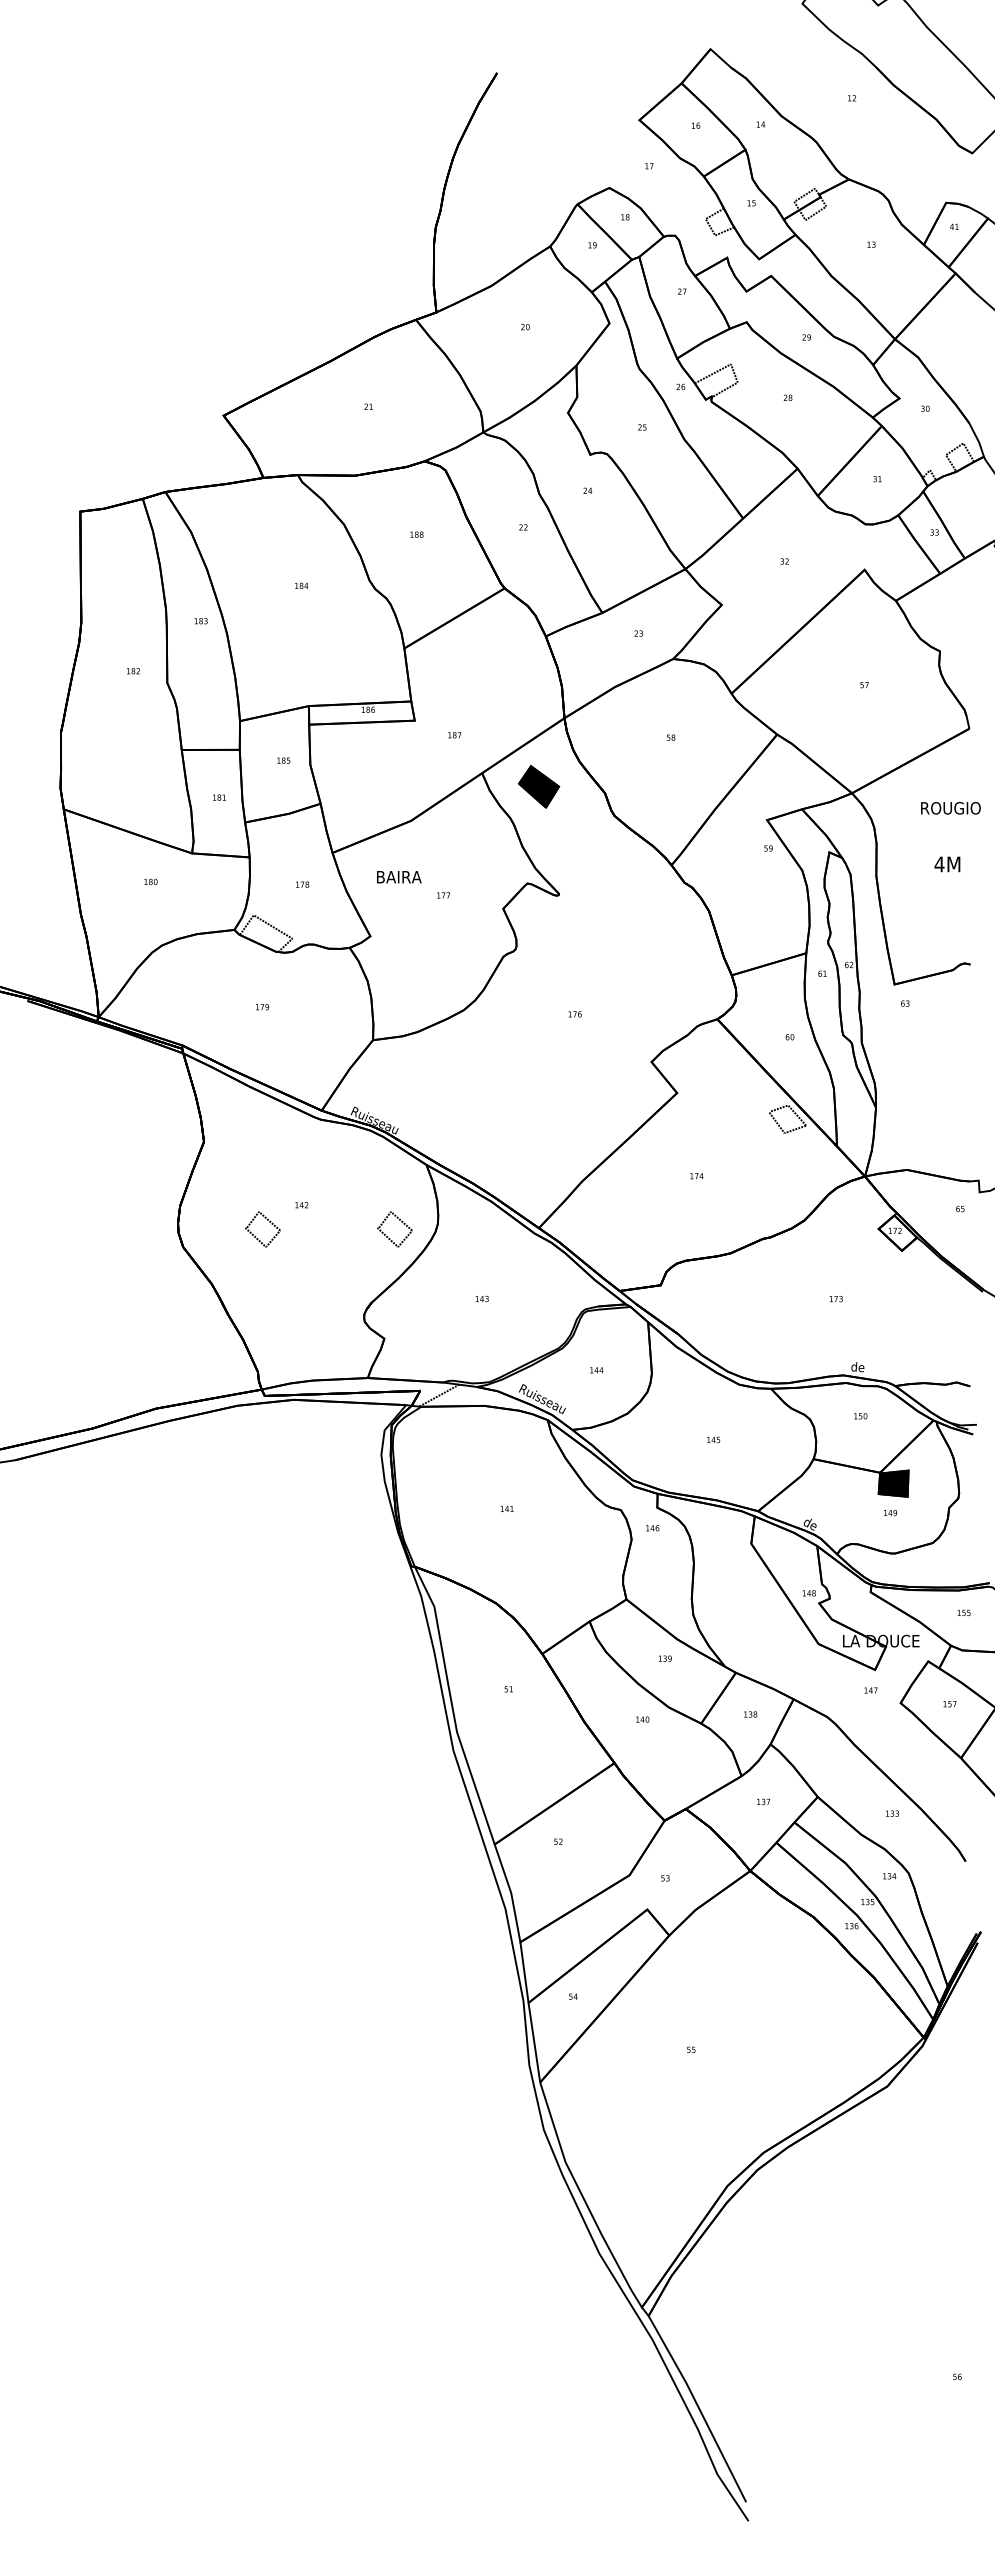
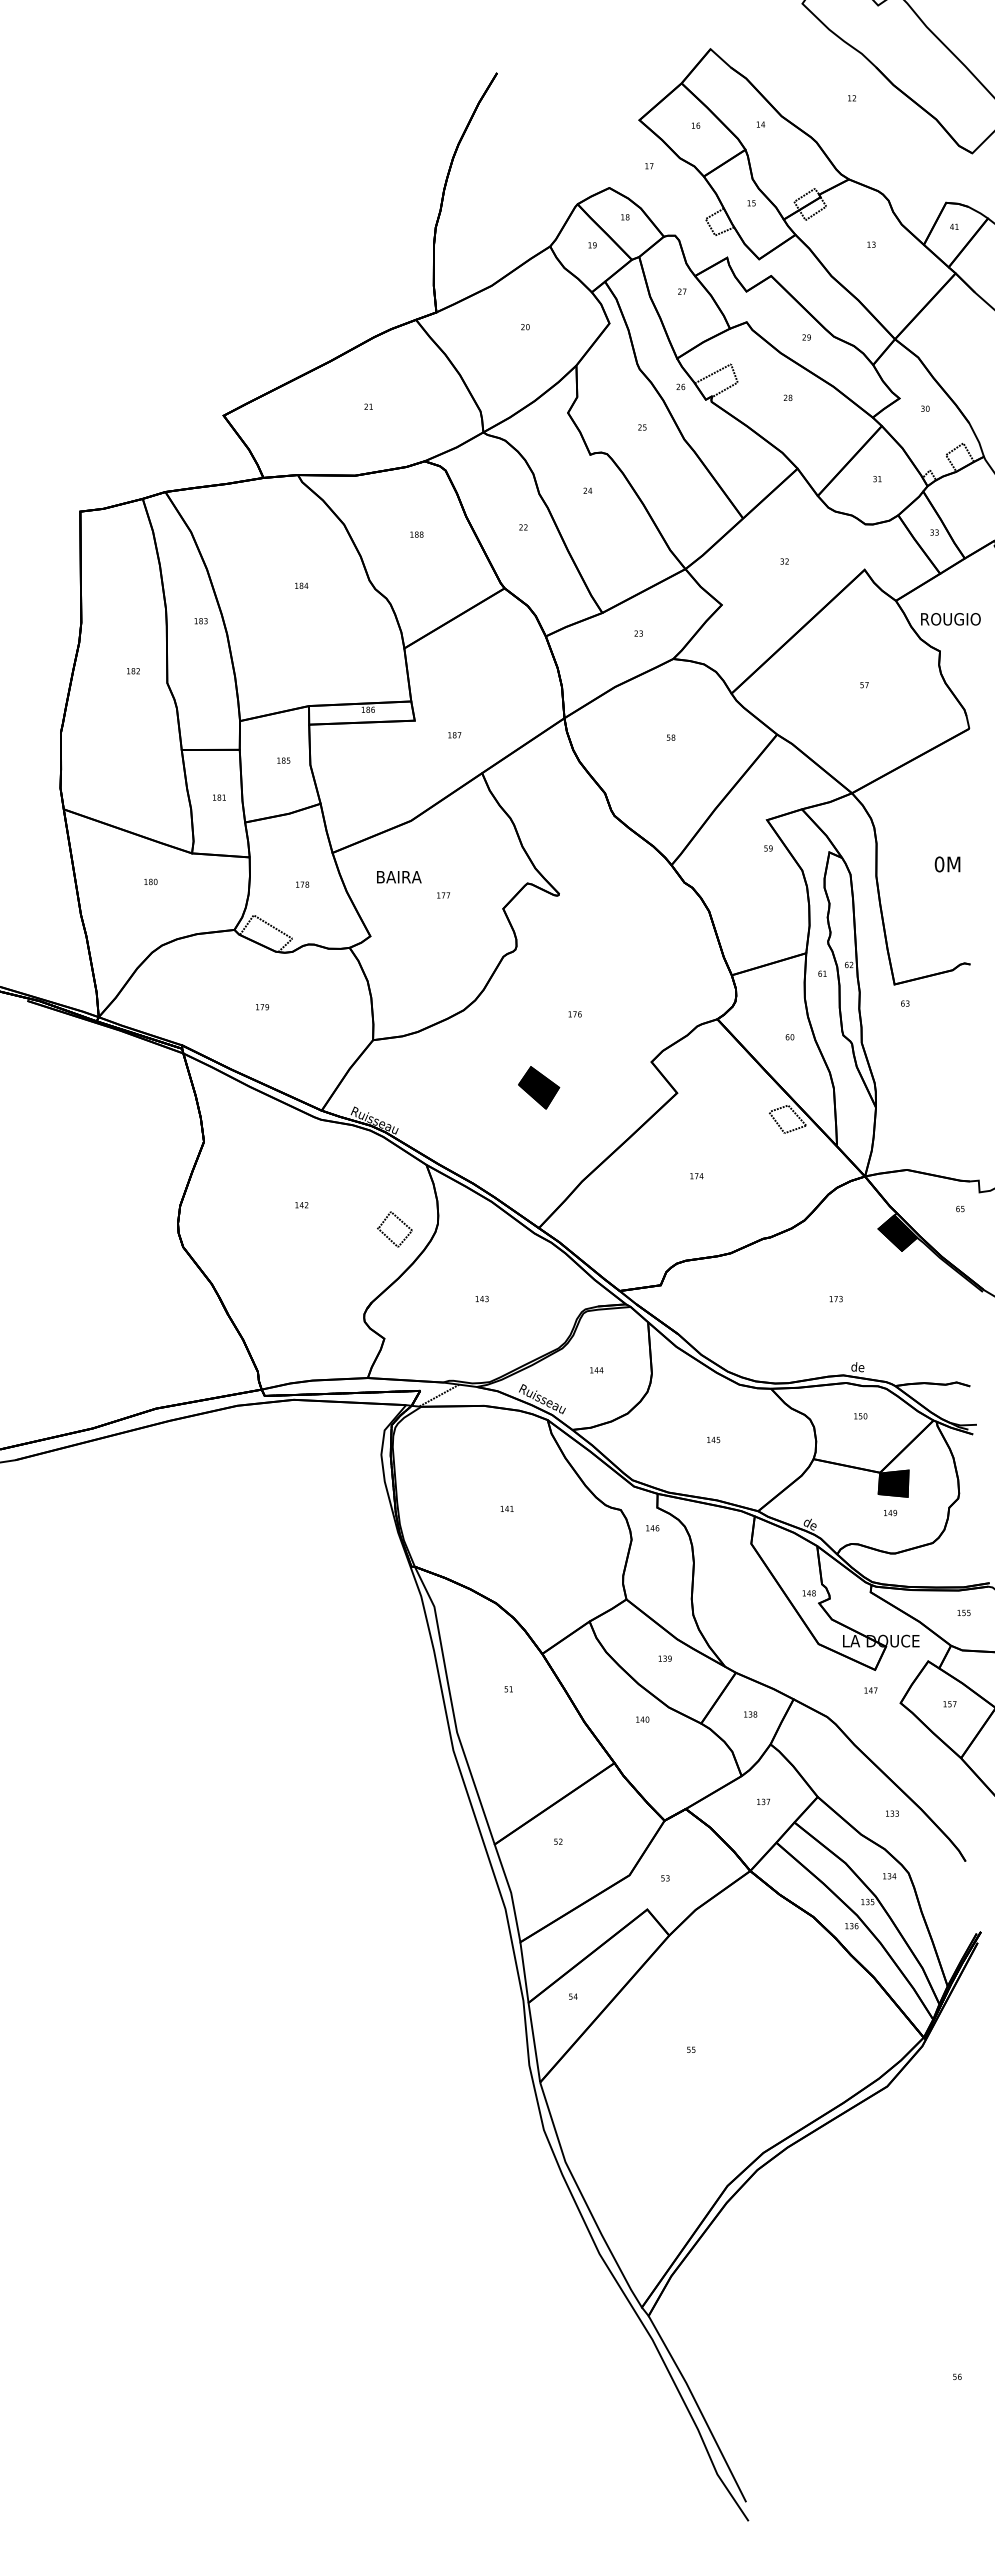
part position: (539, 786) -> (539, 1087) (539, 1087)
text position: (950, 808) -> (950, 619) (950, 619)
text: 4M -> 0M (939, 864)
part: present -> none (262, 1229)
fill: none -> present (897, 1232)
